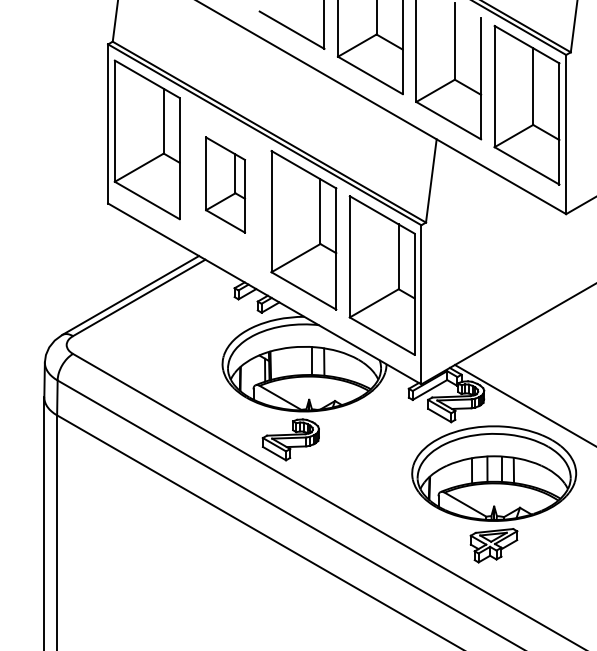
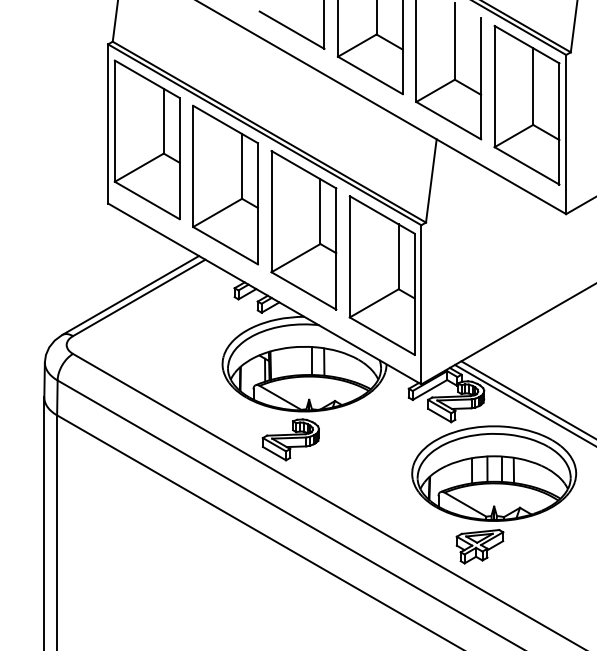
part size: 41x98 px -> 67x162 px (225, 184)
line: none -> present (527, 399)
part position: (493, 545) -> (479, 546) (479, 546)
